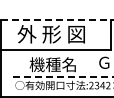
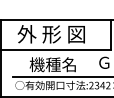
line: dashed -> solid (57, 19)
line: dashed -> solid (64, 76)
